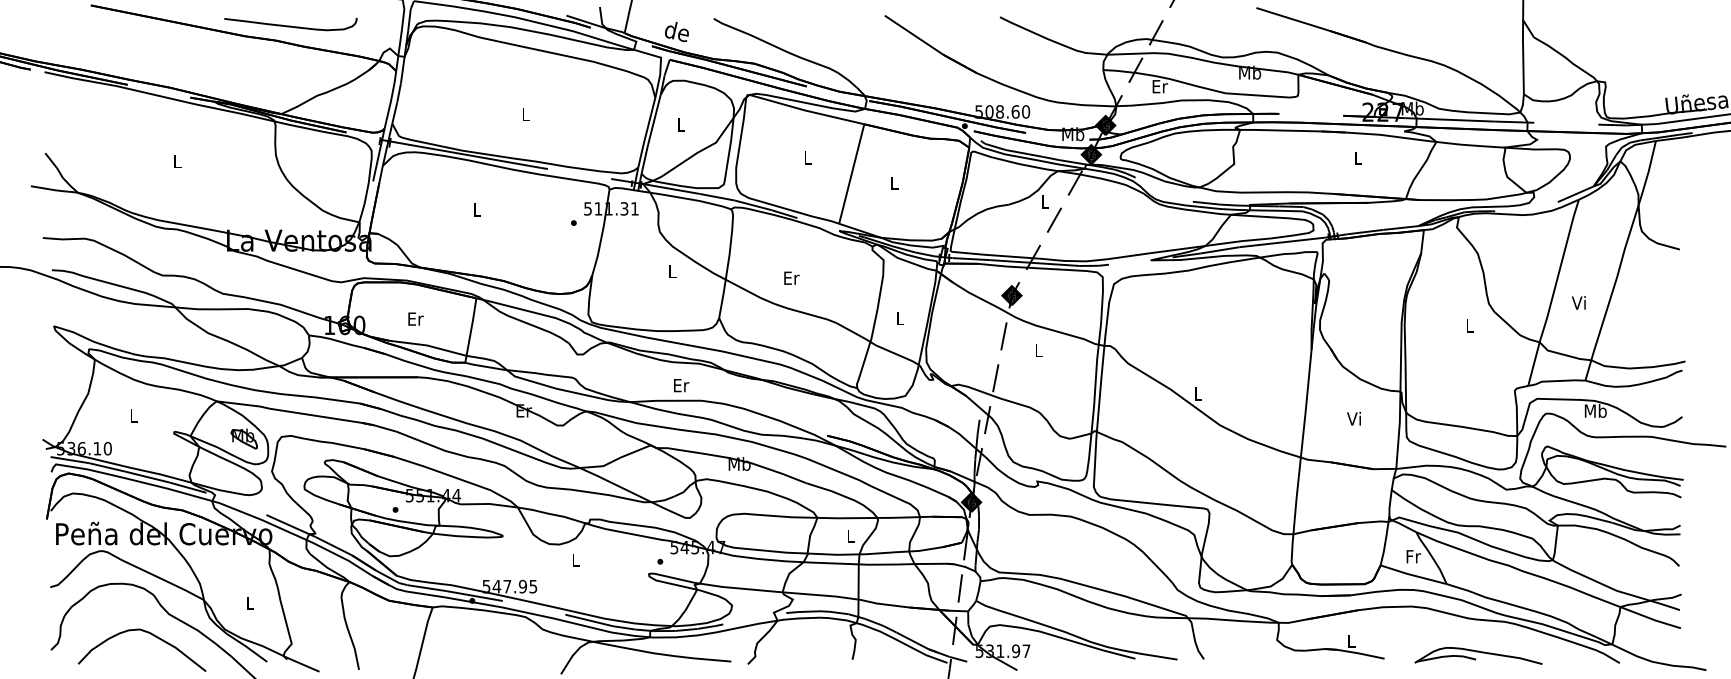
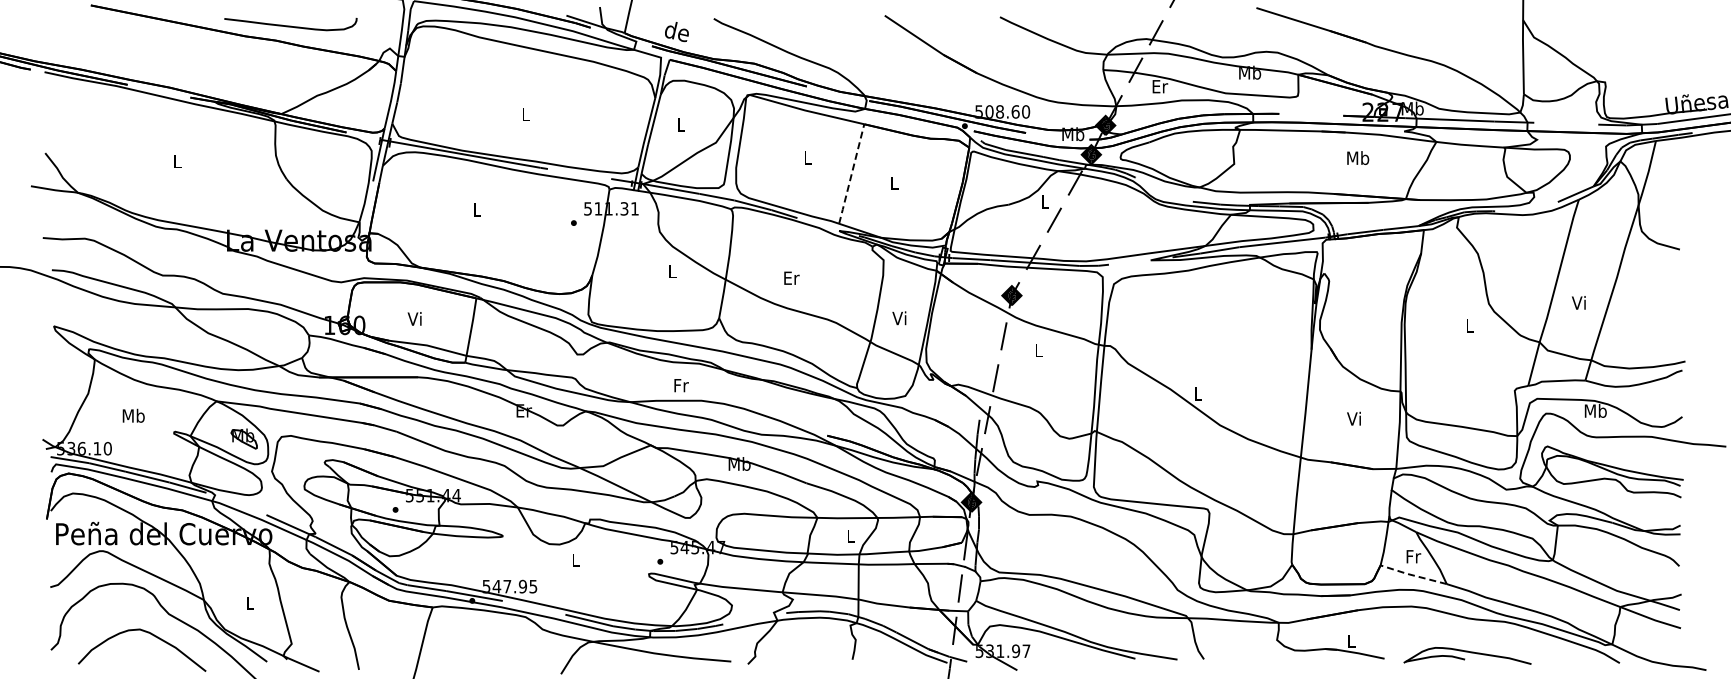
text: L -> Mb (1358, 158)
line: solid -> dashed (851, 174)
text: Er -> Vi (415, 318)
text: L -> Vi (899, 318)
text: Er -> Fr (681, 385)
text: L -> Mb (133, 415)
line: solid -> dashed (1412, 575)
part position: (1478, 655) -> (1467, 655) (1467, 655)
